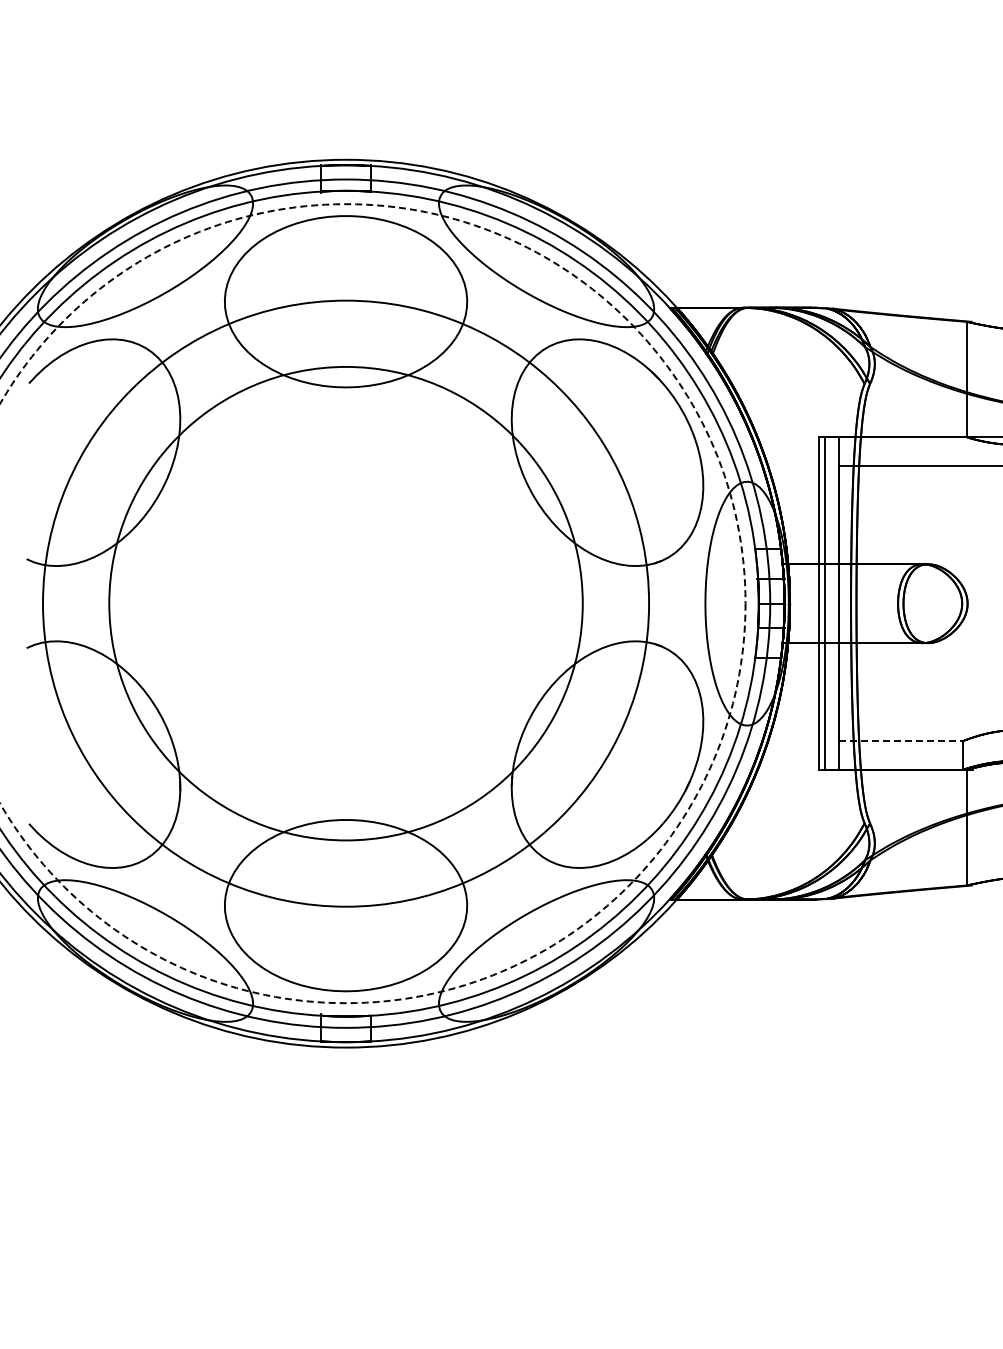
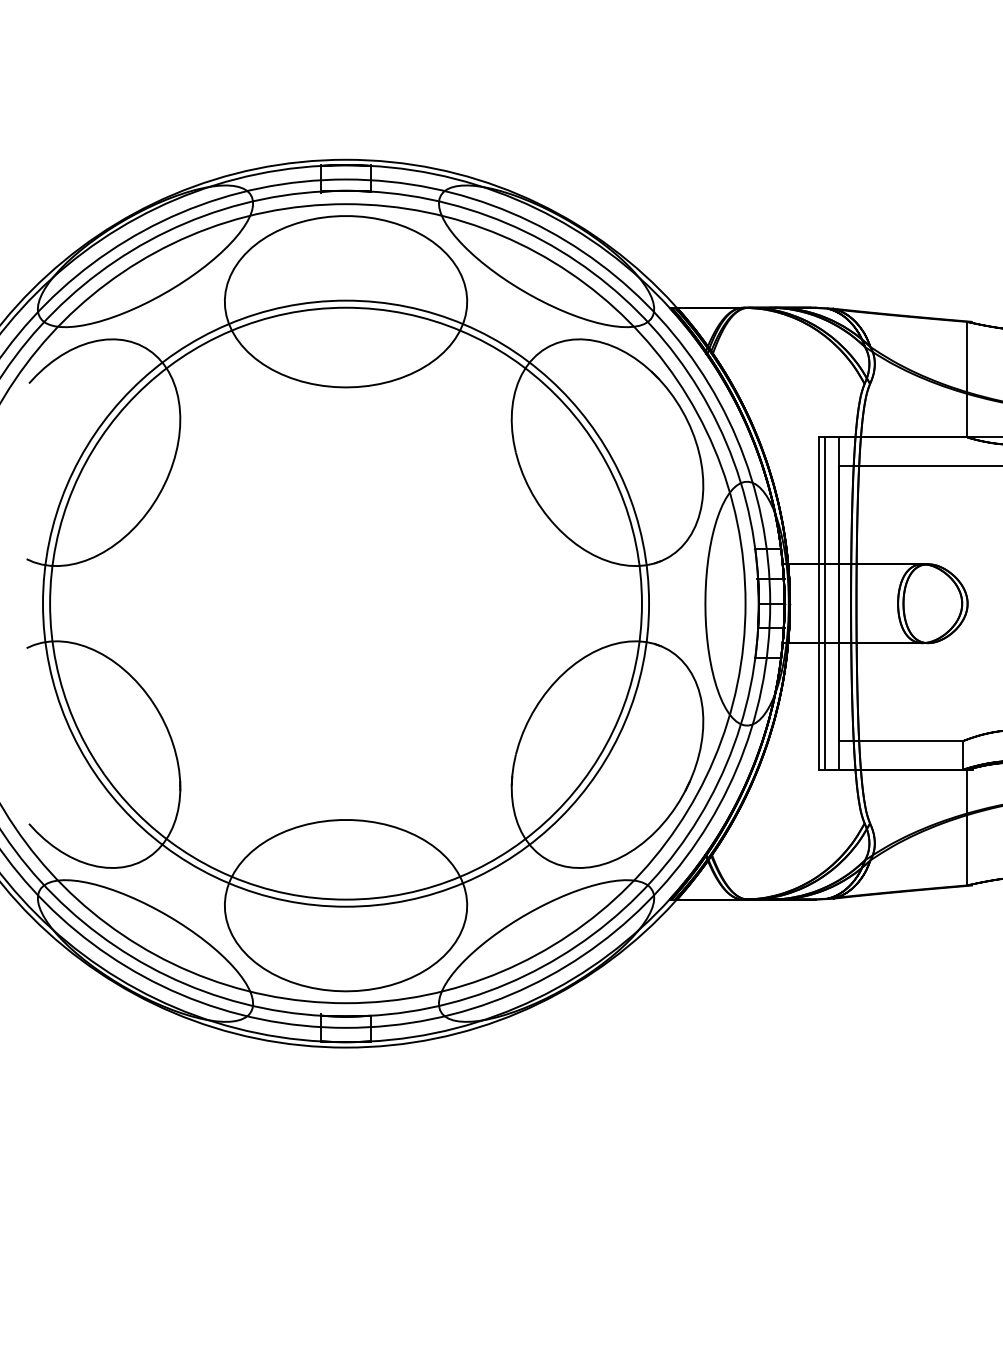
circle diameter: 473 px -> 592 px (345, 603)
circle: dashed -> solid (372, 603)
line: dashed -> solid (900, 741)
